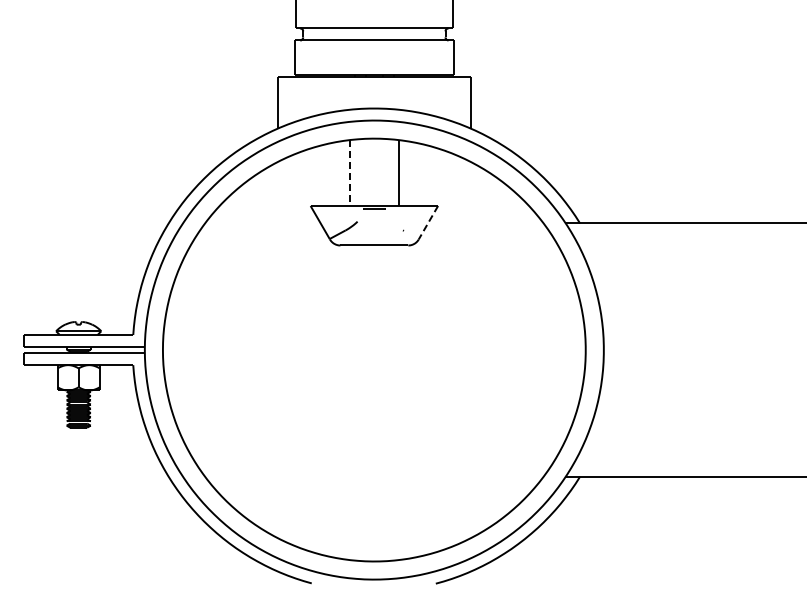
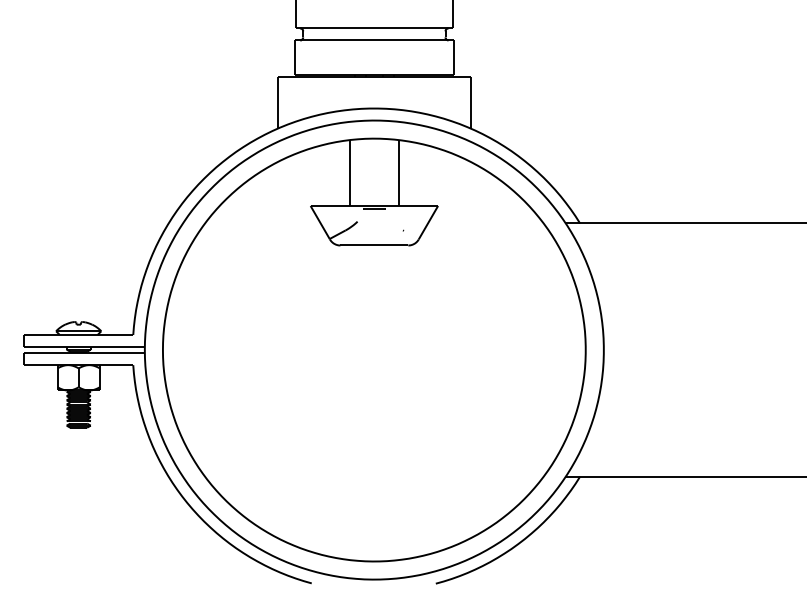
line: dashed -> solid (350, 173)
line: dashed -> solid (428, 223)
